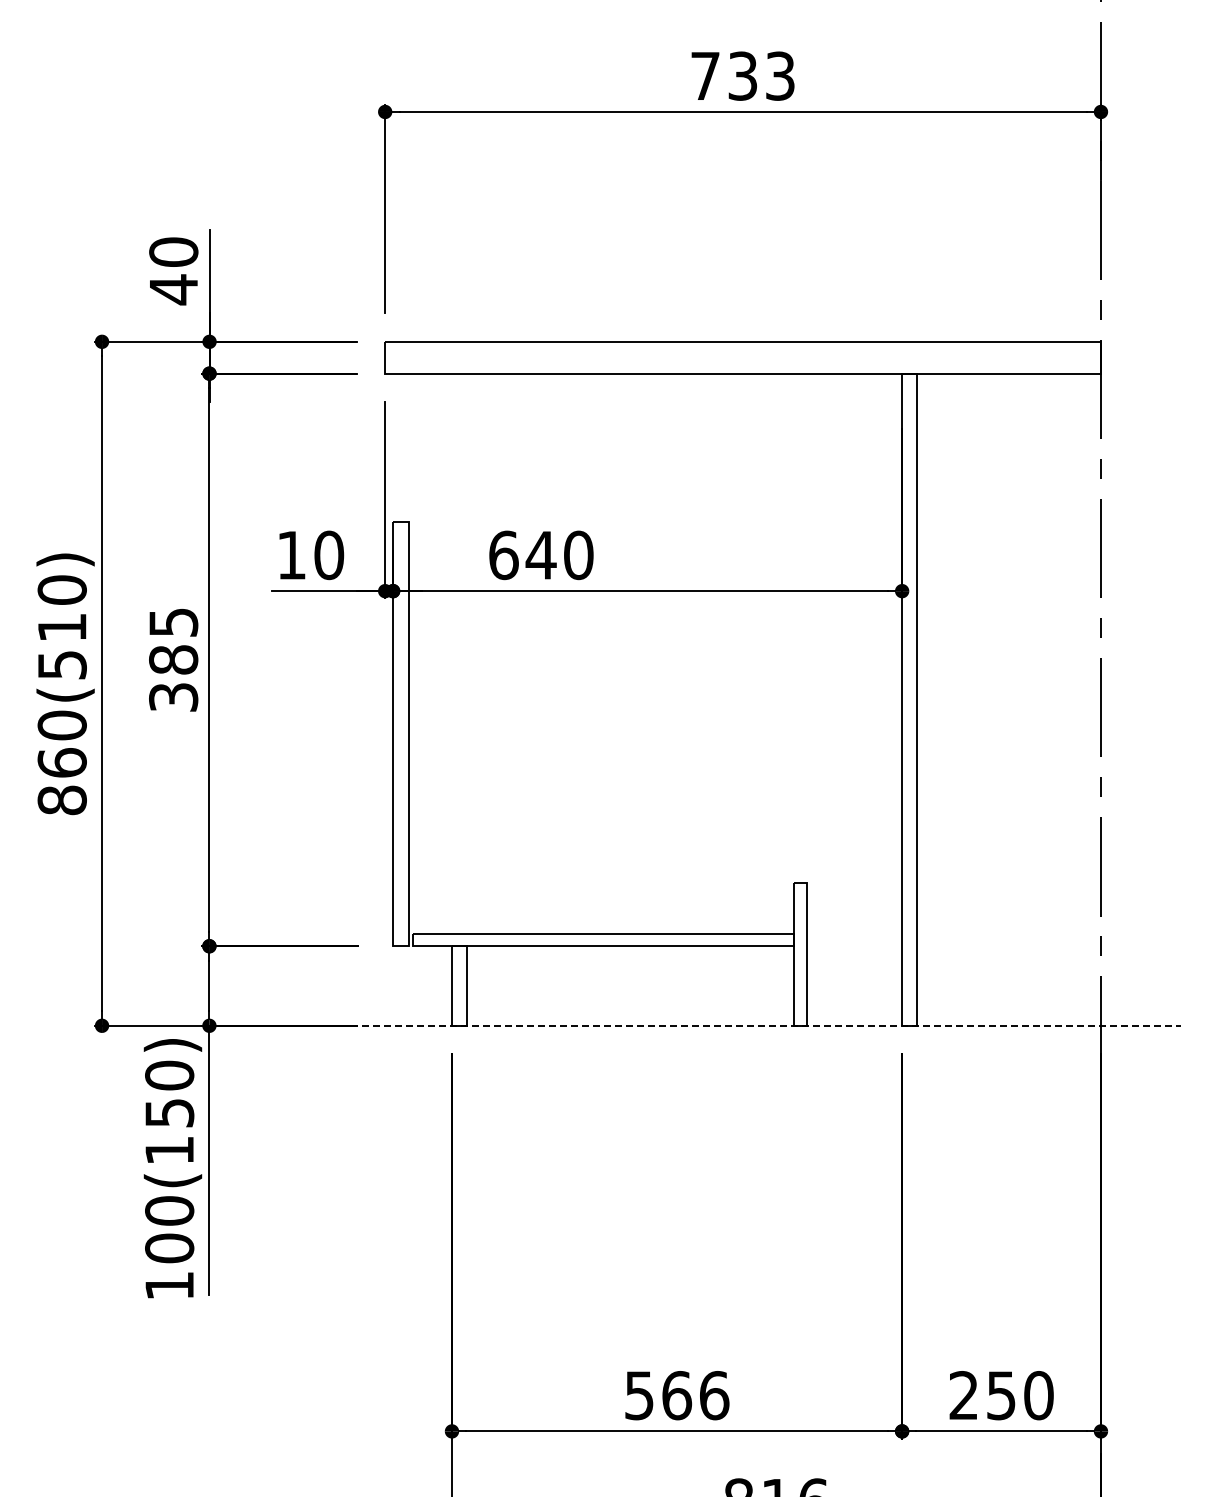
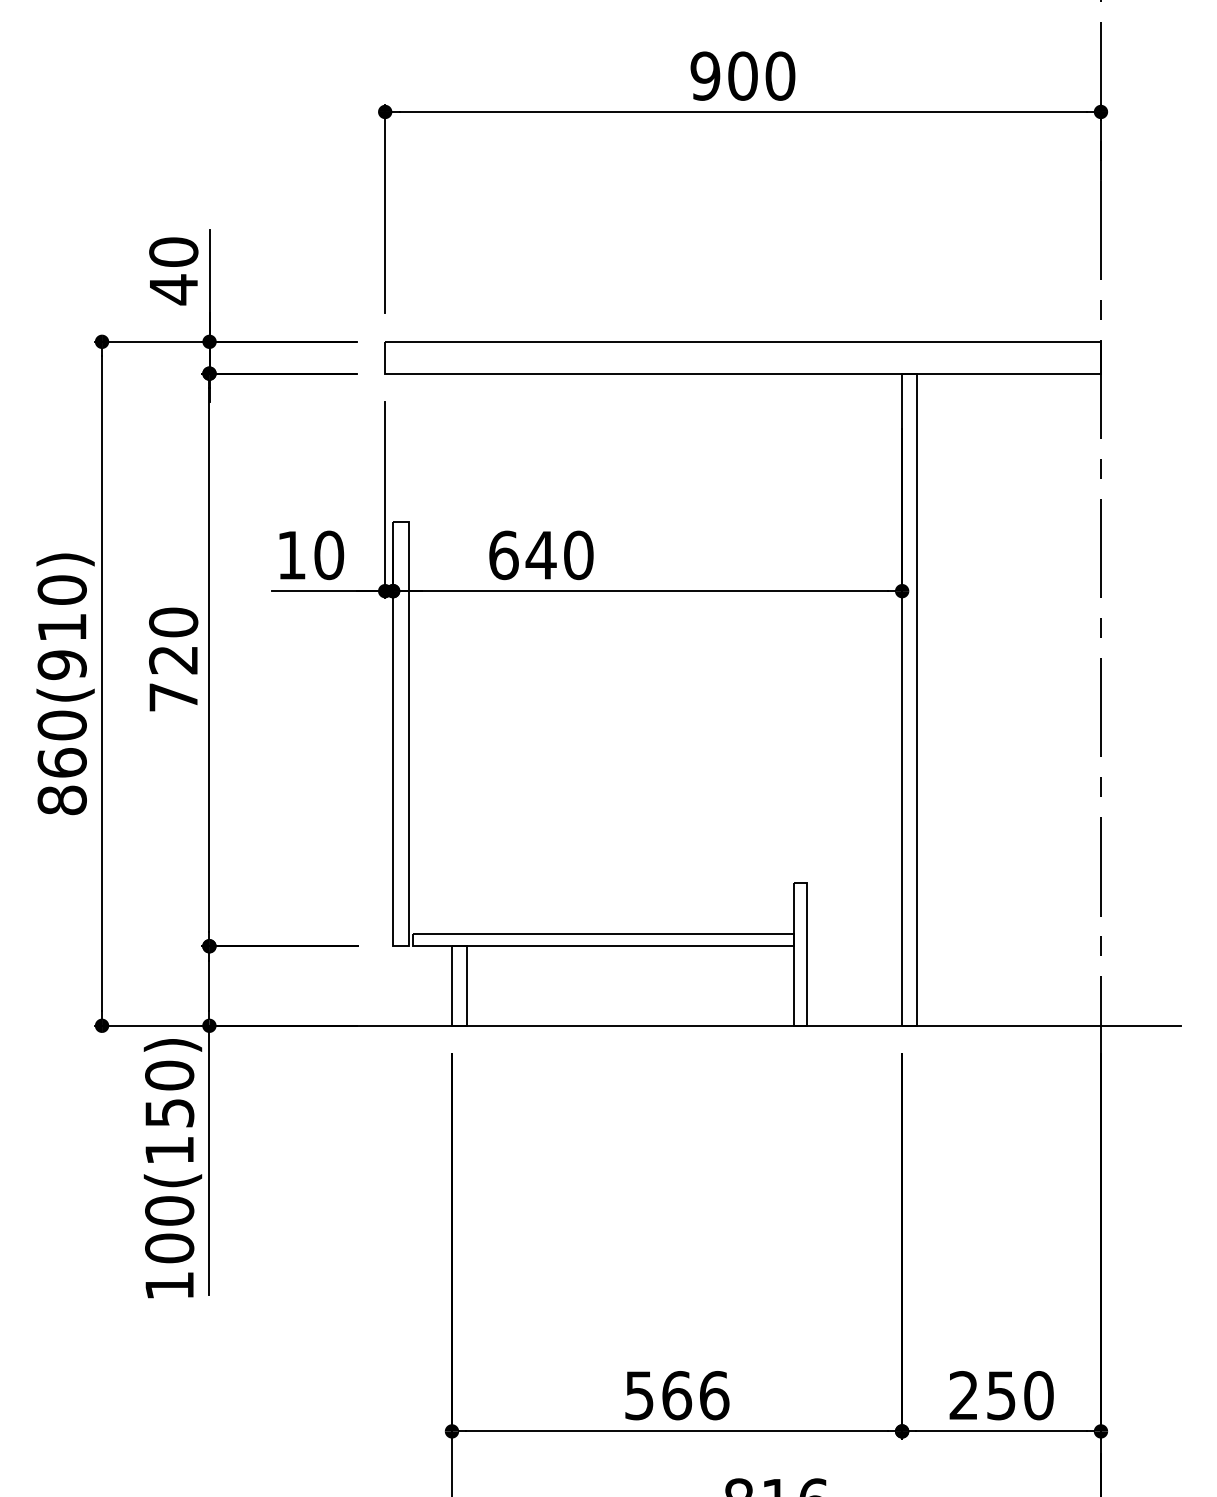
text: 733 -> 900 (742, 75)
text: 385 -> 720 (173, 659)
text: 860(510) -> 860(910) (61, 664)
line: dashed -> solid (732, 1025)
